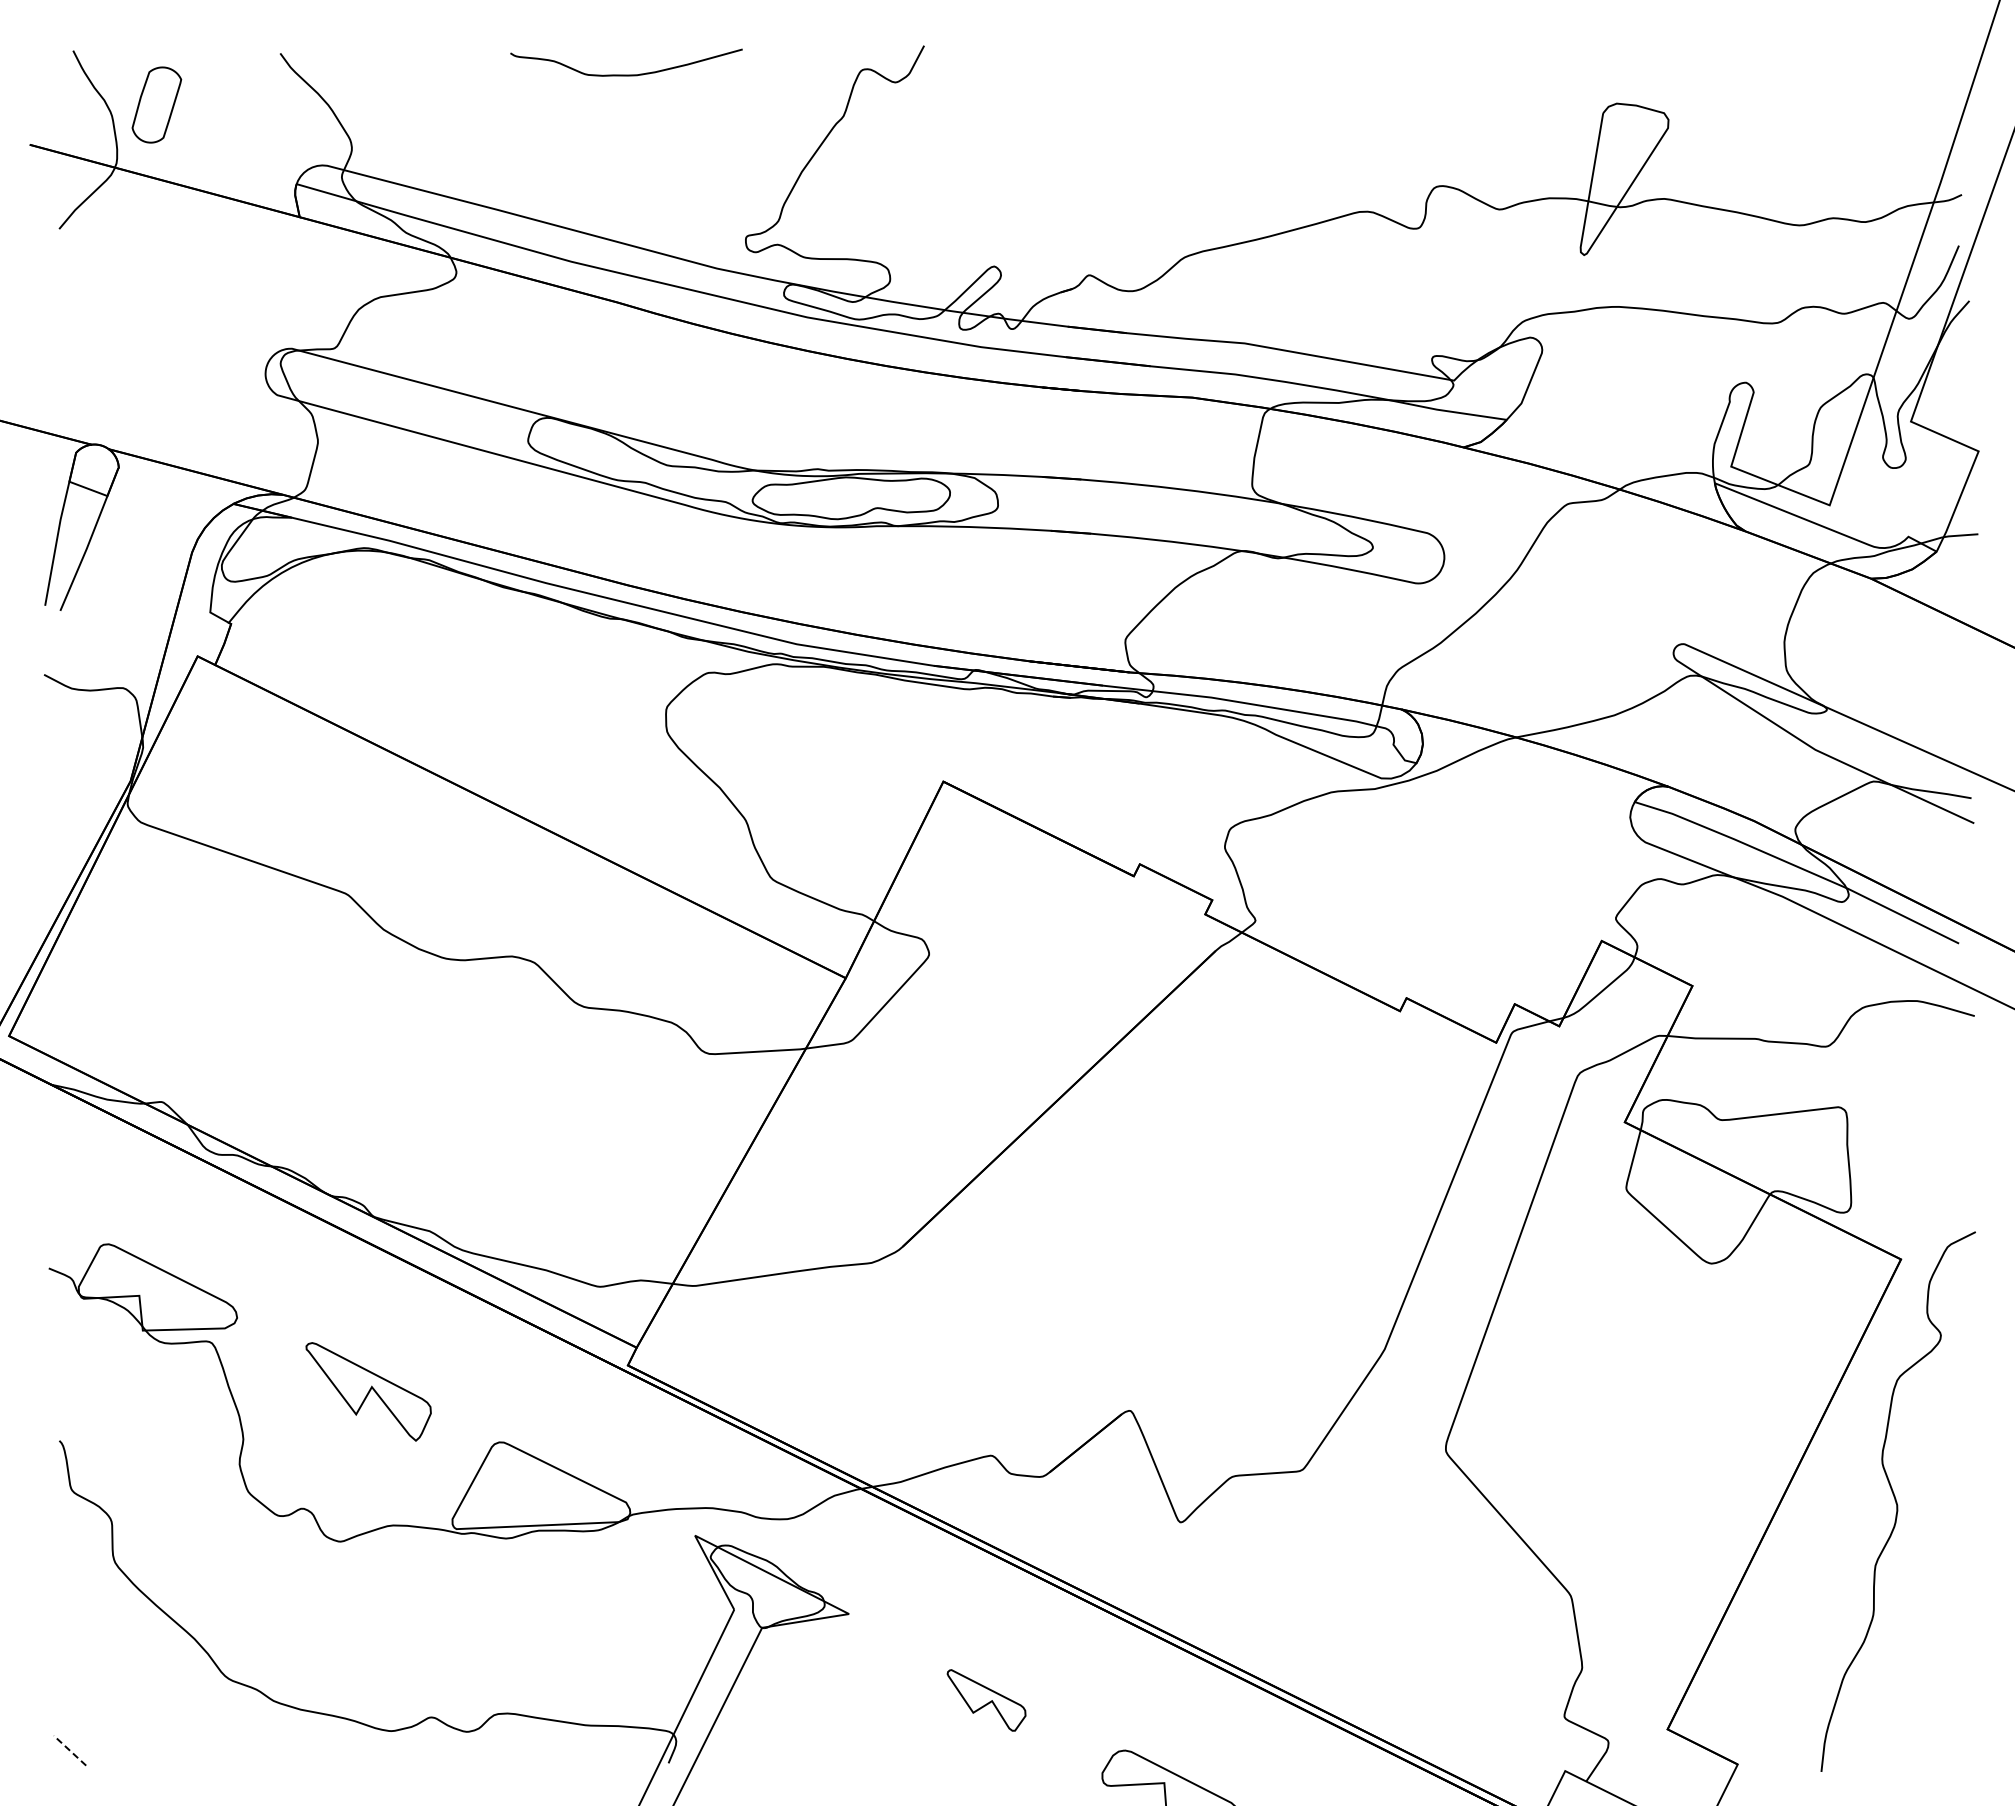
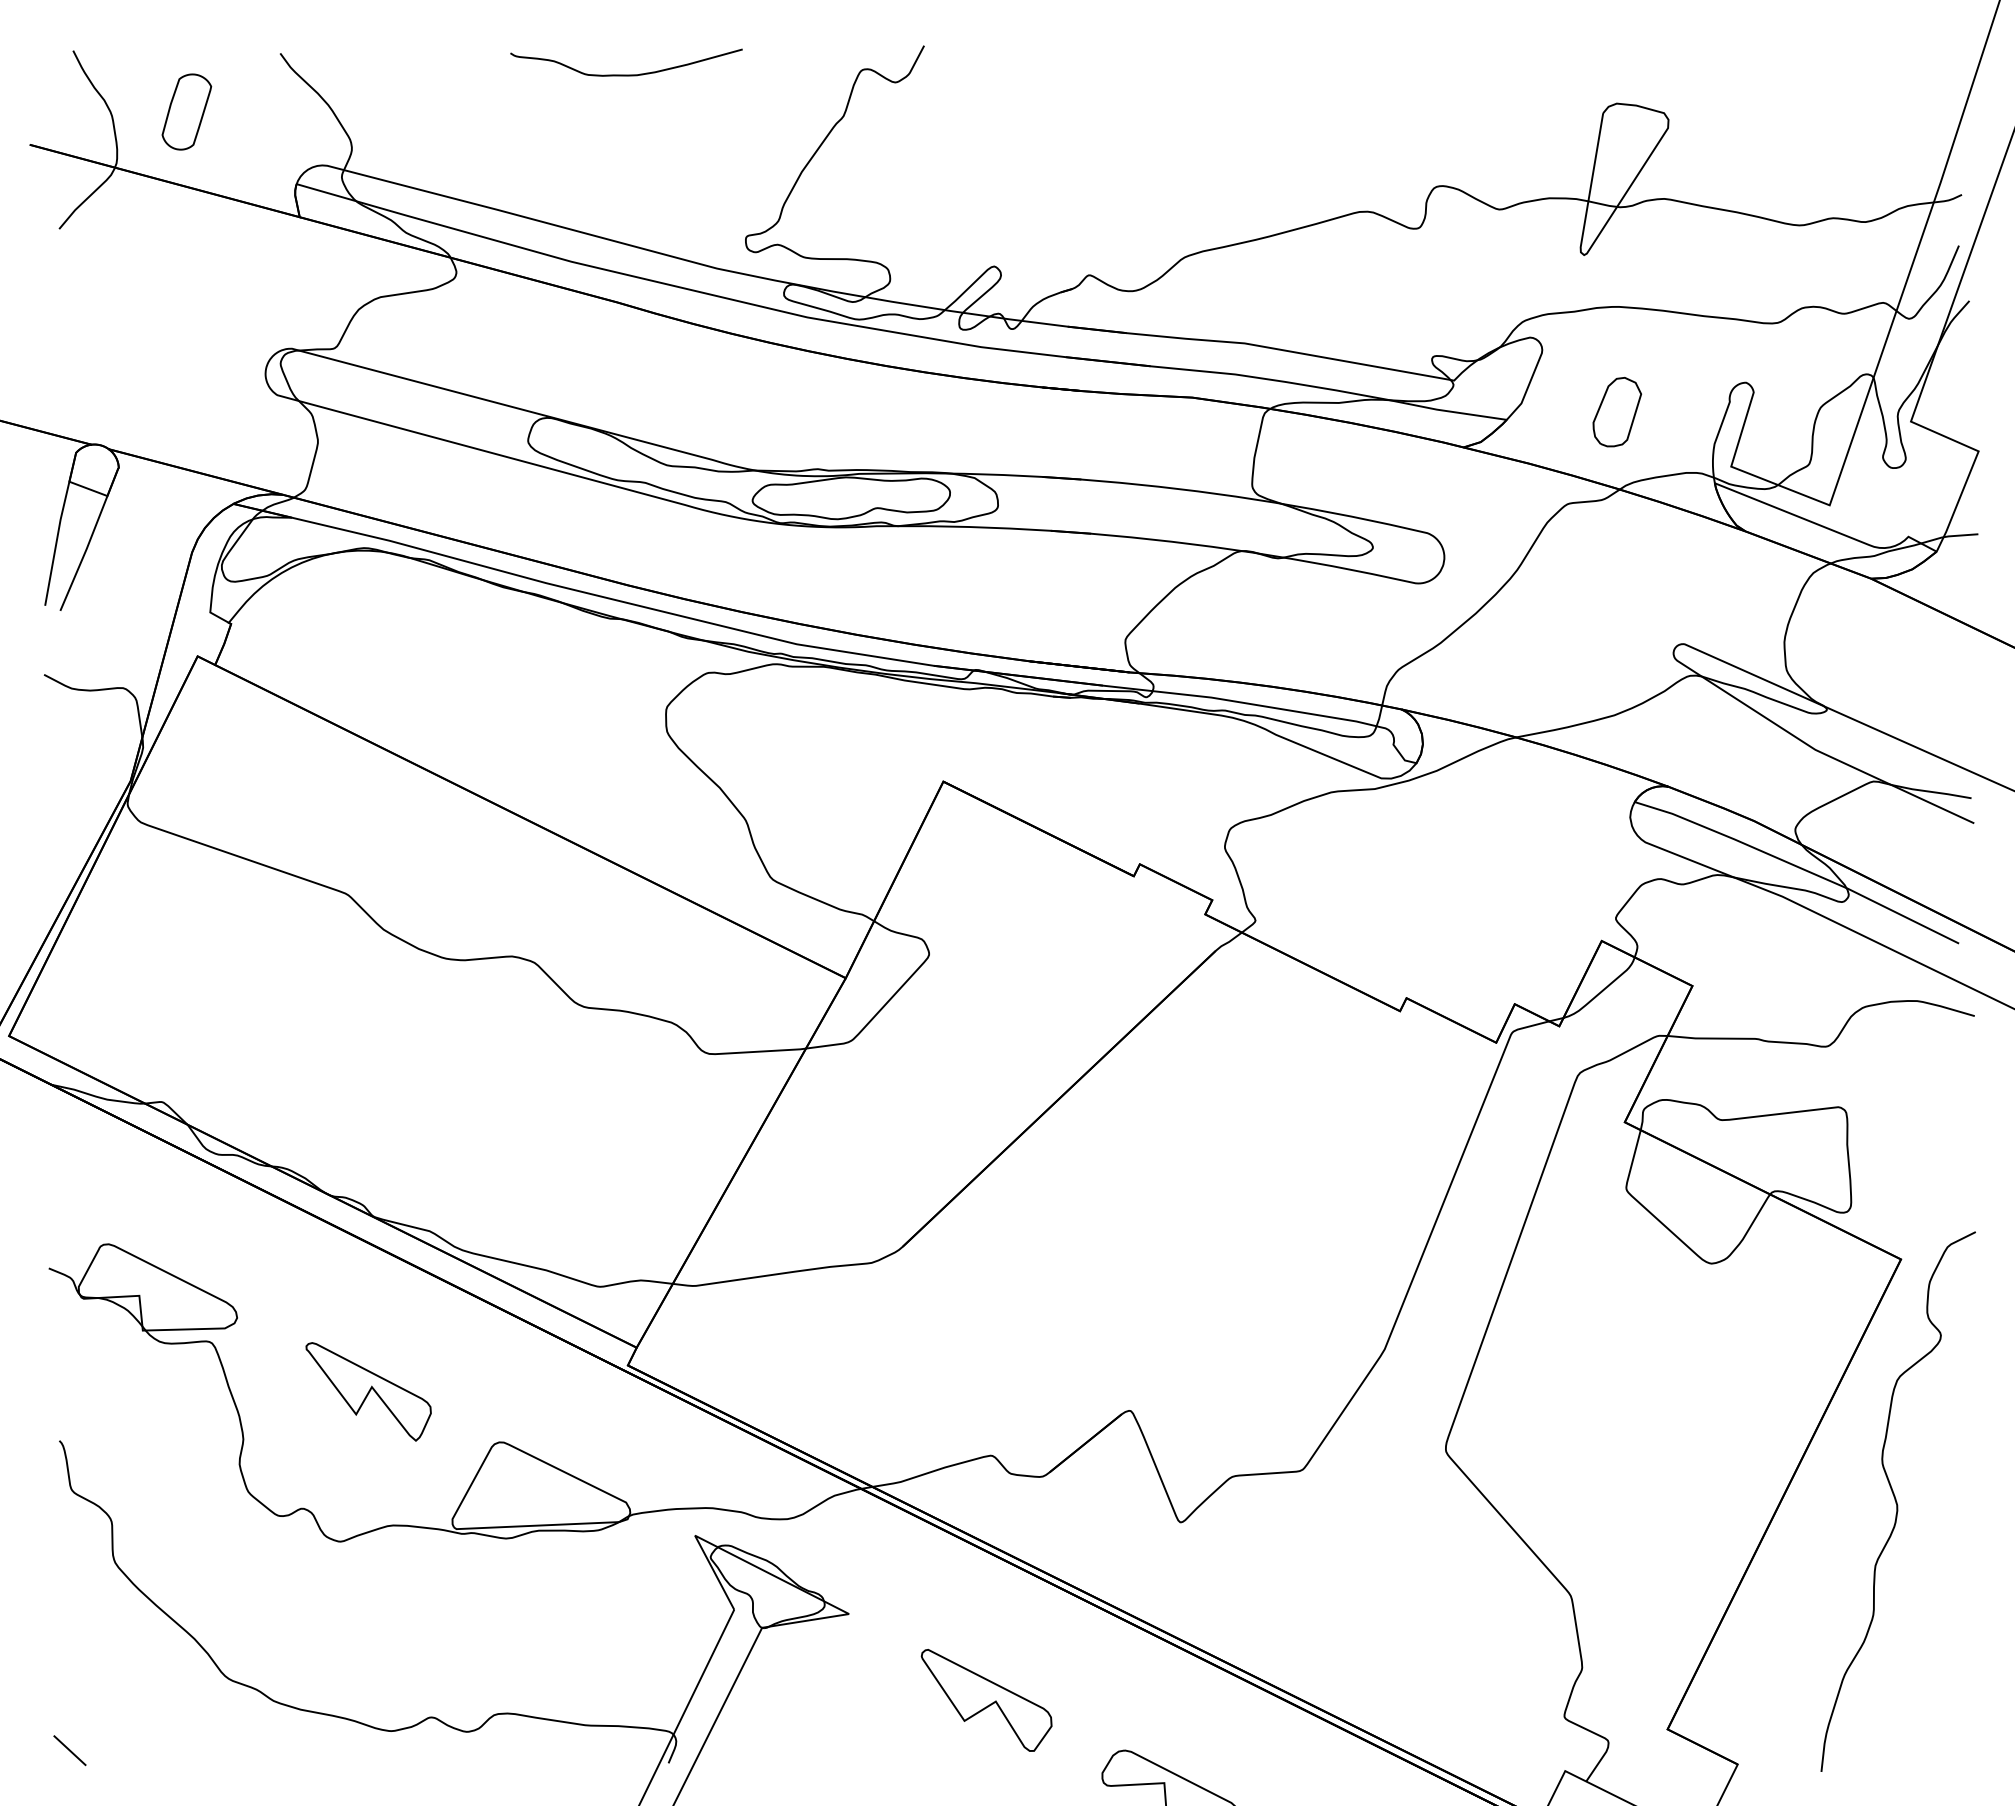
part position: (156, 104) -> (186, 111) (186, 111)
part: none -> present (1617, 412)
part size: 81x63 px -> 133x103 px (986, 1700)
line: dashed -> solid (69, 1750)
